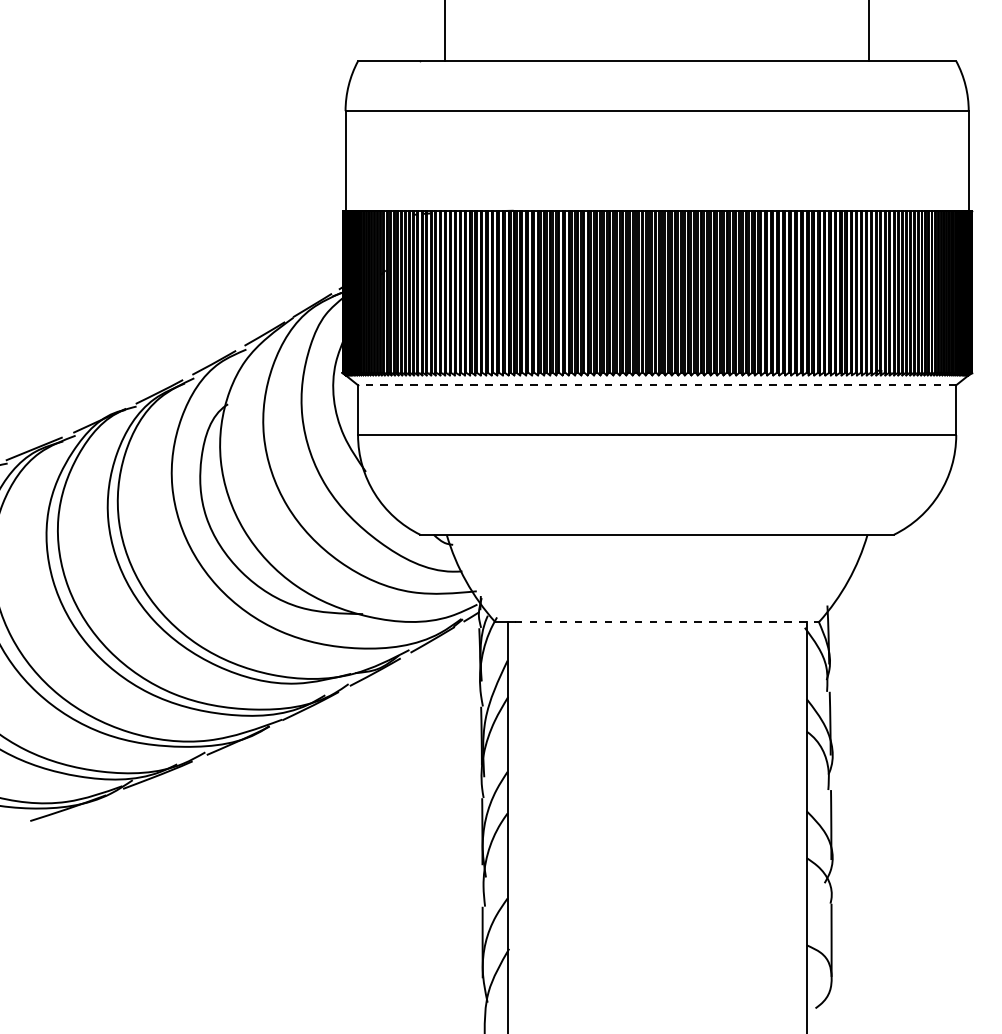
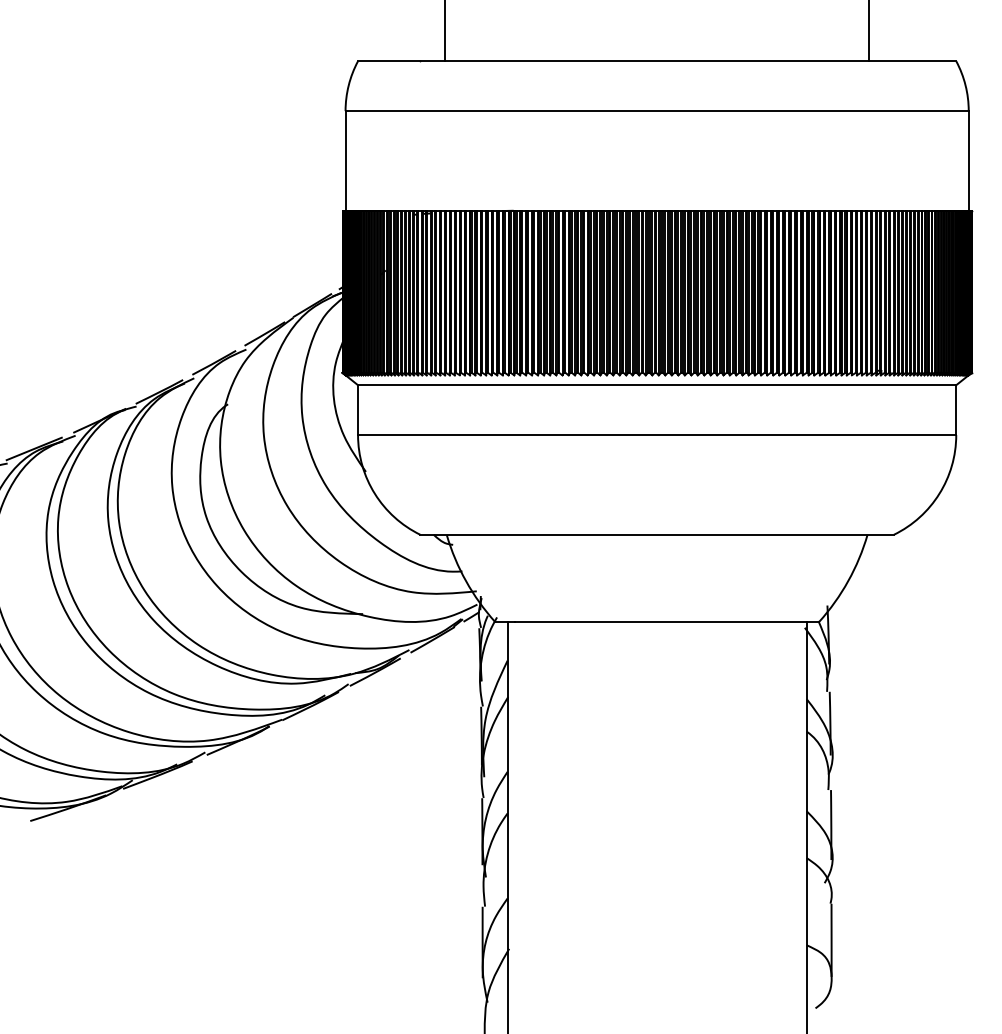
line: dashed -> solid (656, 385)
line: dashed -> solid (667, 622)
